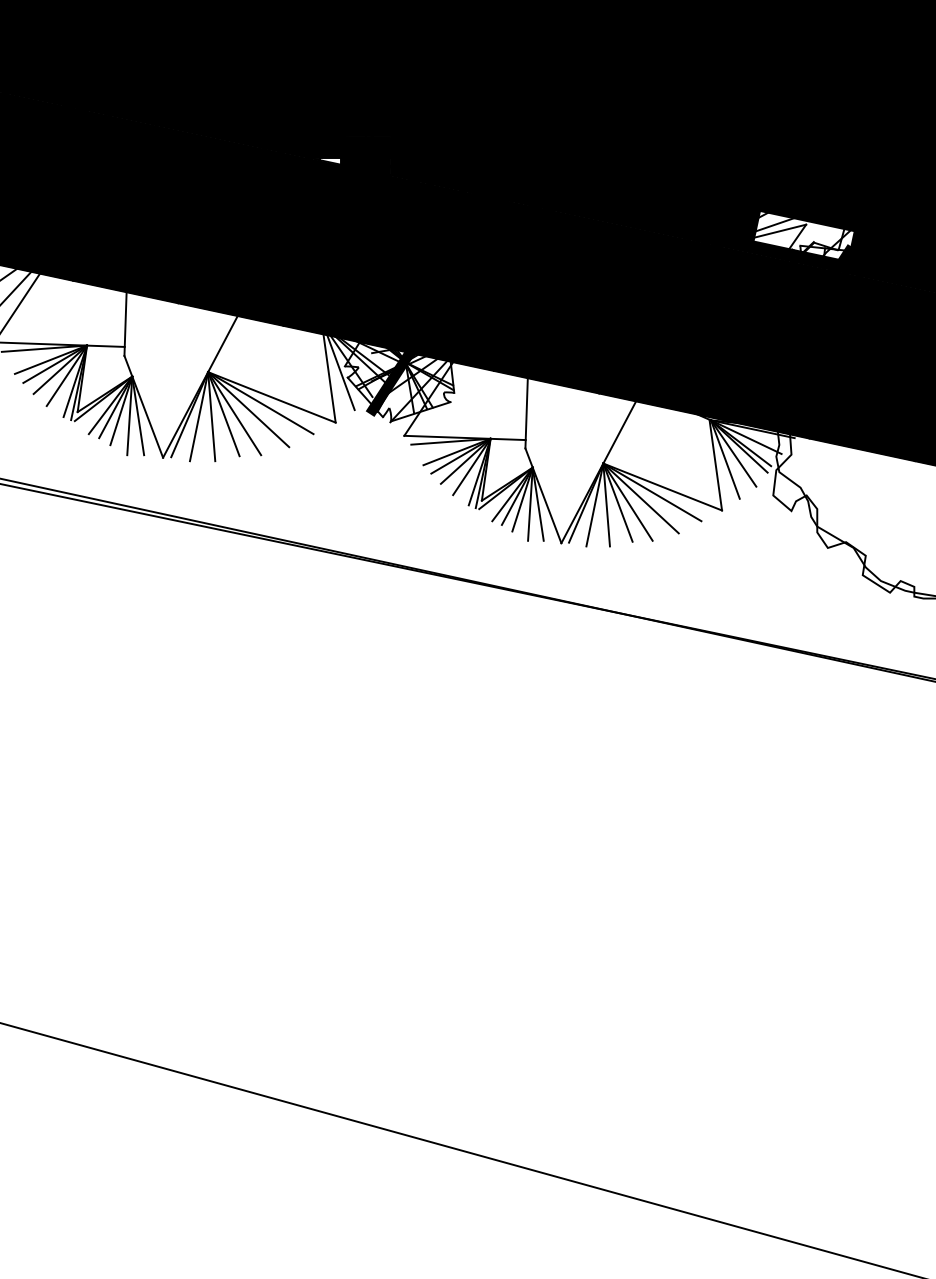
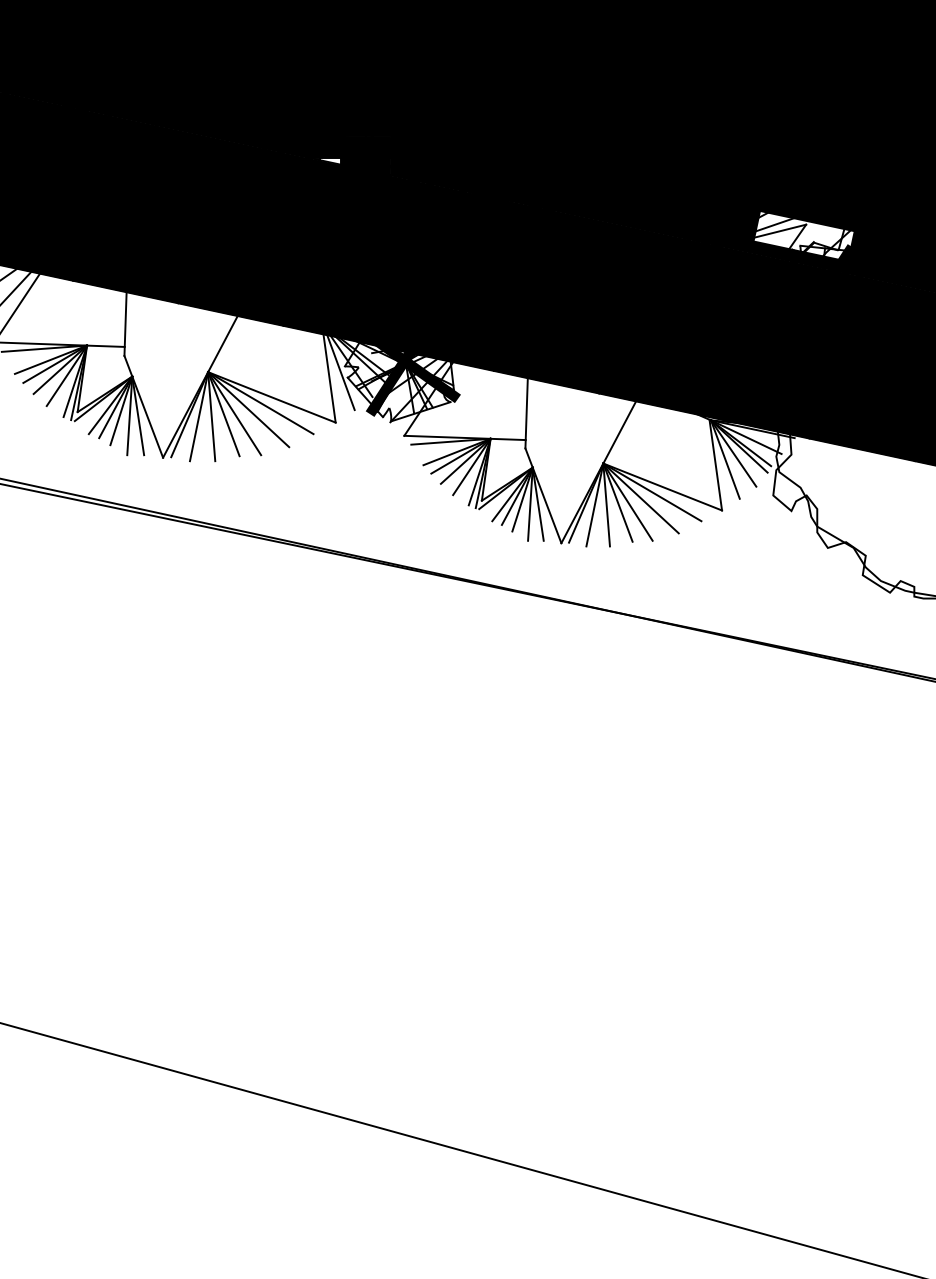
fill: none -> present (406, 362)
